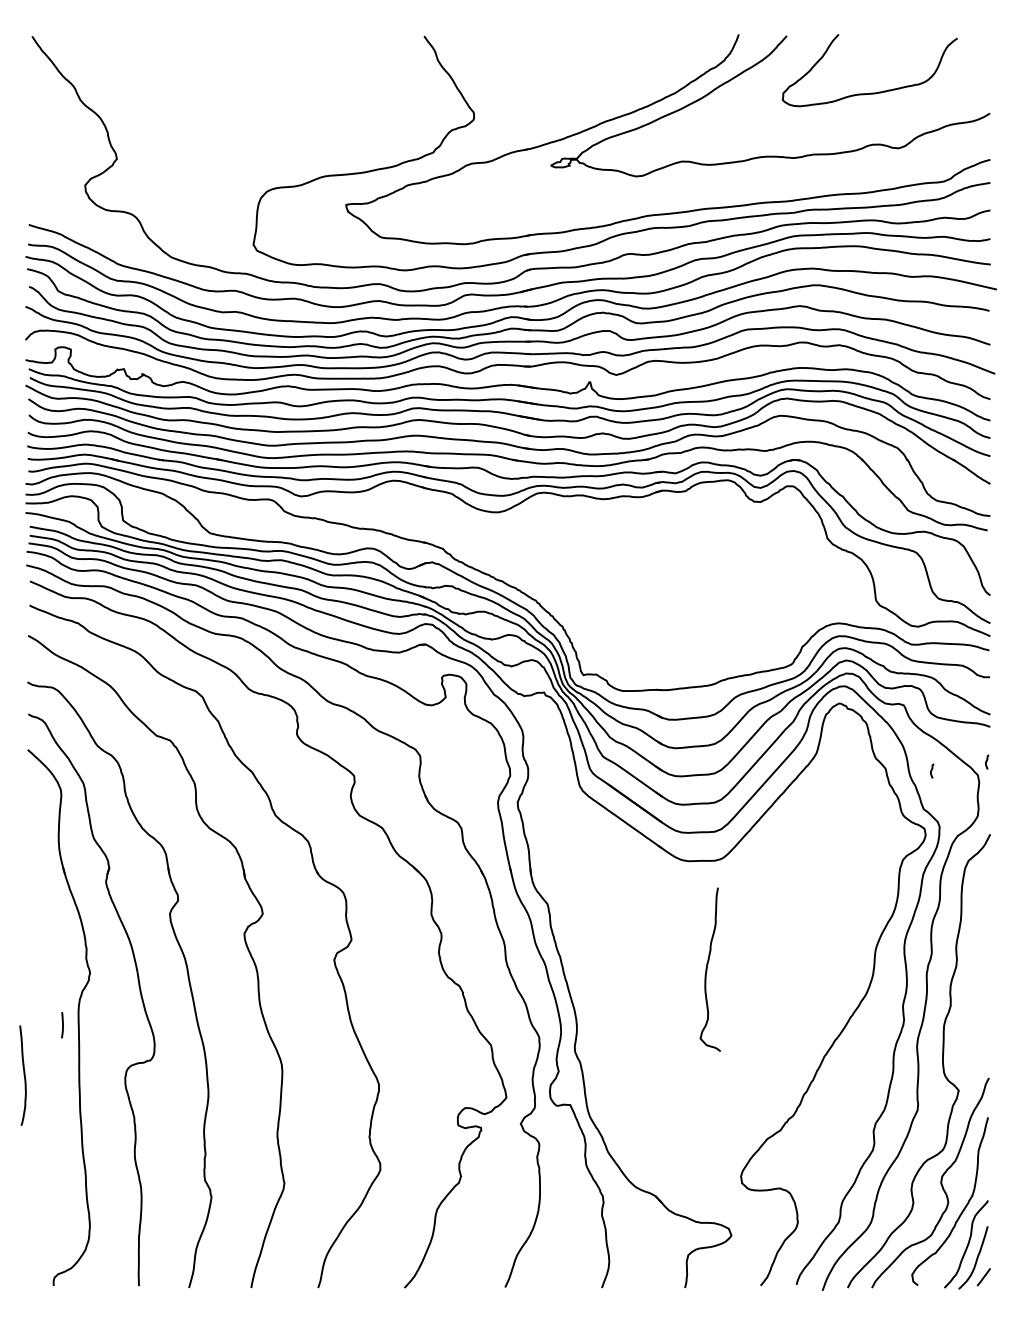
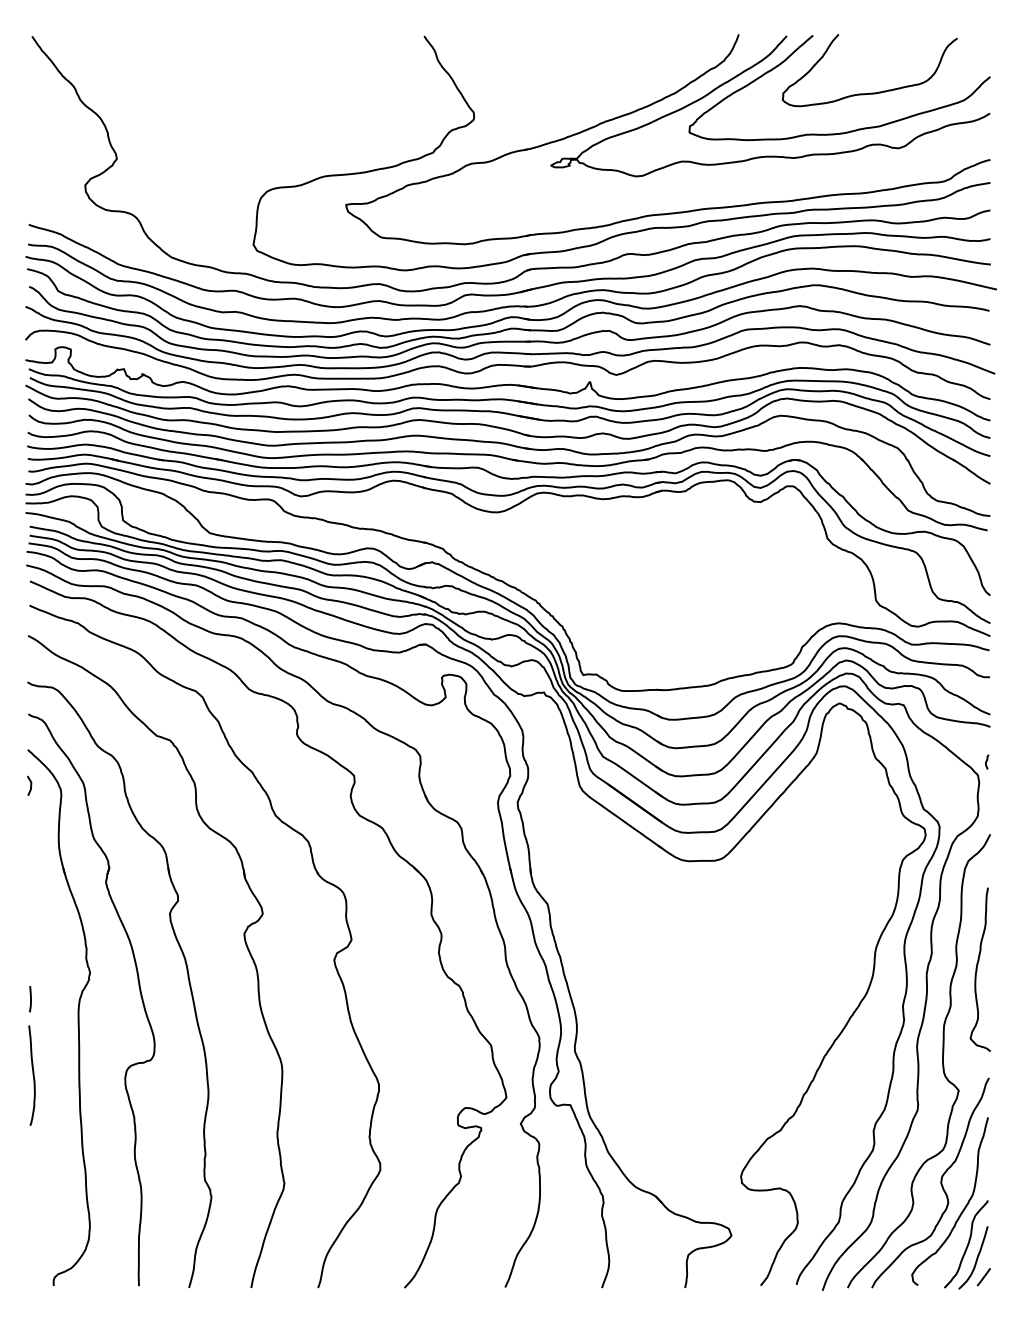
curve: none -> present (850, 130)
curve: present -> none (932, 770)
curve: none -> present (30, 785)
curve position: (707, 969) -> (977, 969) (977, 969)
line position: (62, 1025) -> (30, 999) (30, 999)
curve position: (23, 1075) -> (32, 1075) (32, 1075)
